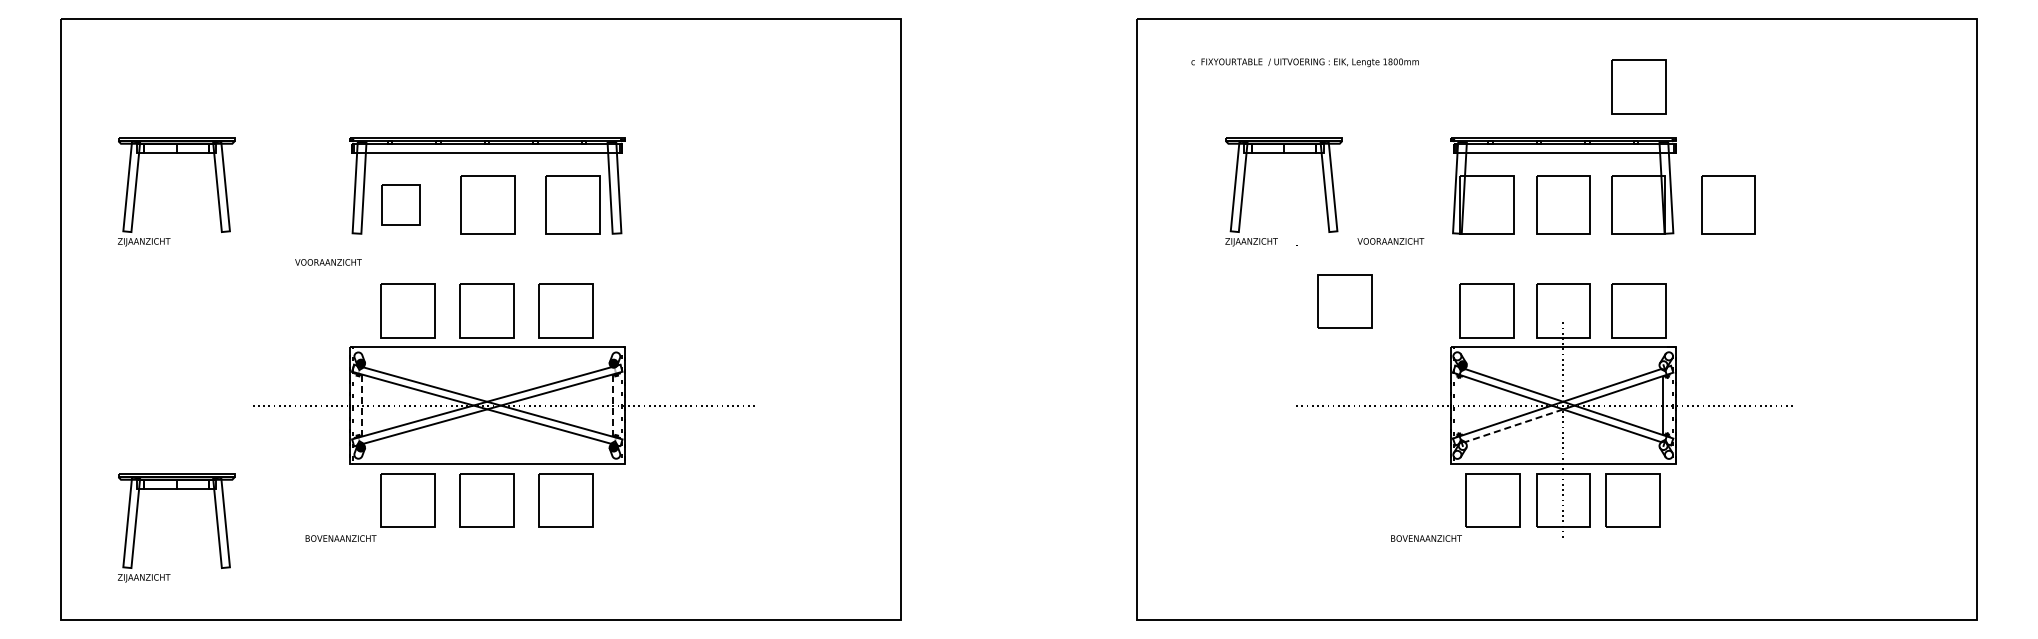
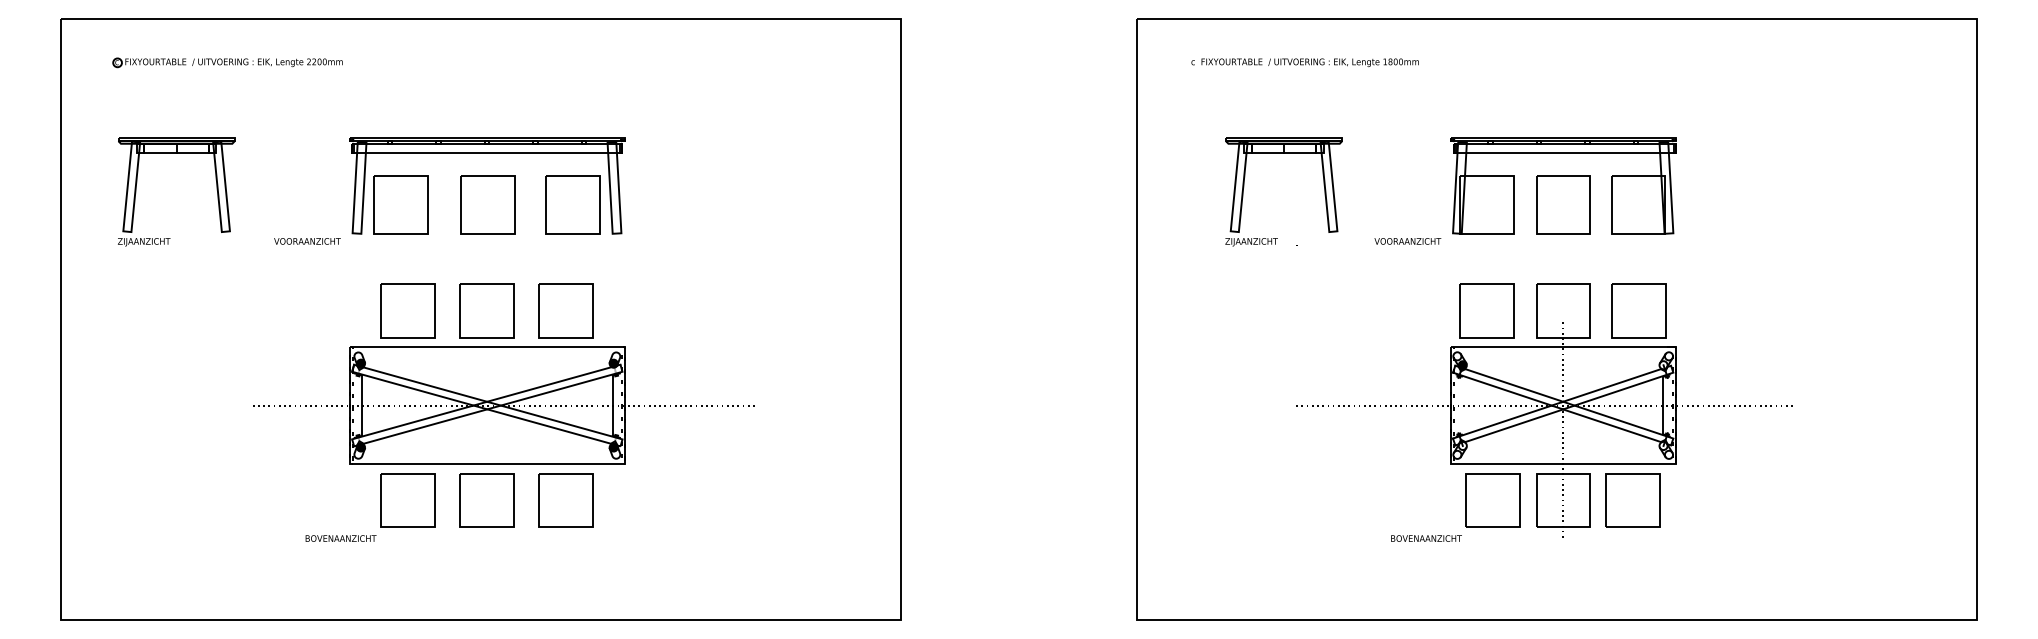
part: none -> present (227, 62)
part: present -> none (1638, 86)
part size: 40x42 px -> 56x60 px (400, 204)
part: present -> none (1728, 204)
text position: (1390, 241) -> (1407, 241) (1407, 241)
text position: (328, 262) -> (307, 241) (307, 241)
part: present -> none (1344, 301)
line: dashed -> solid (362, 406)
line: dashed -> solid (612, 406)
line: dashed -> solid (1514, 425)
part: present -> none (176, 489)
